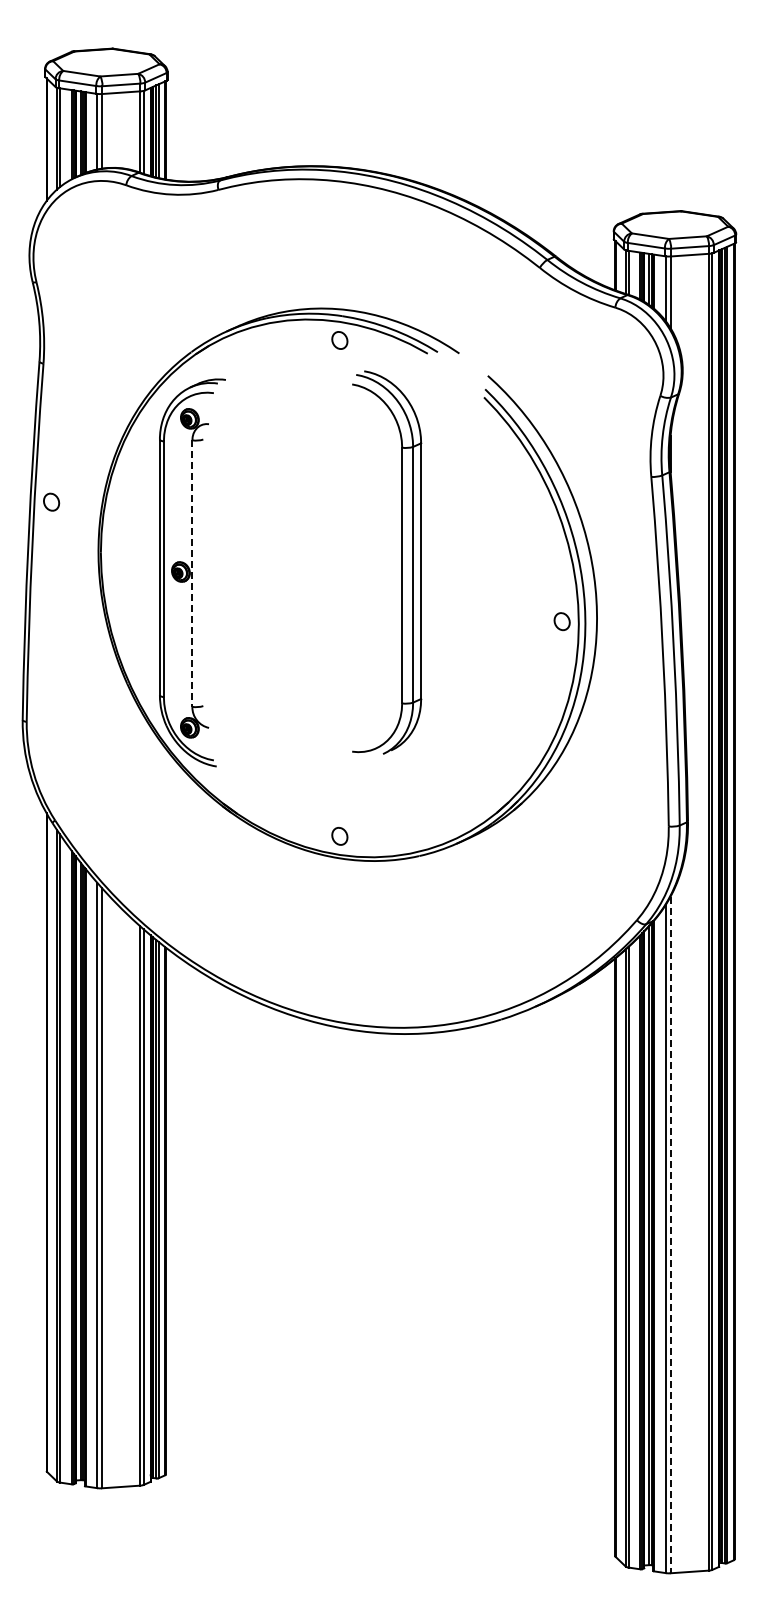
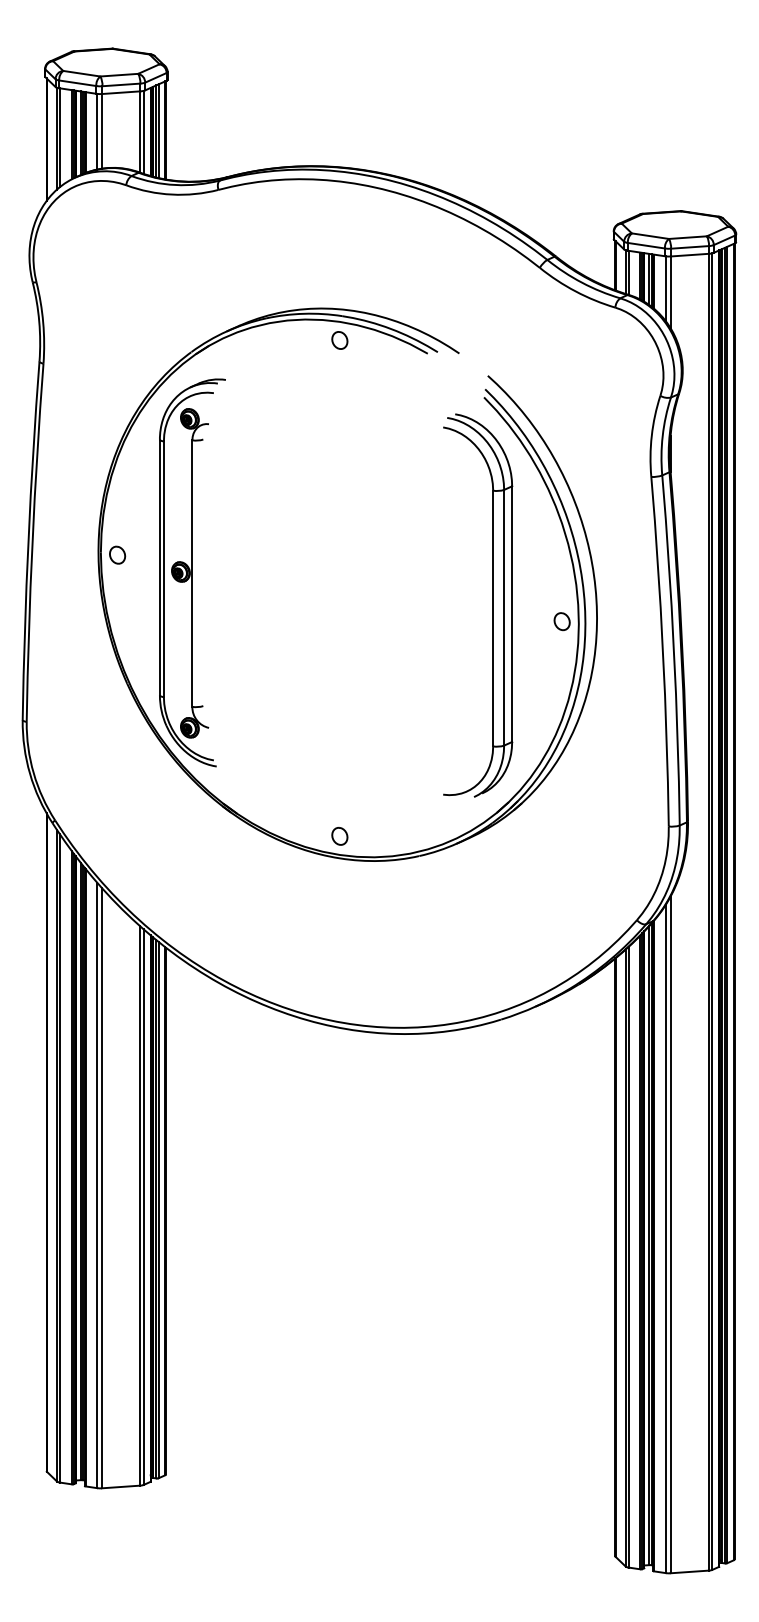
part position: (51, 501) -> (117, 554) (117, 554)
part position: (401, 562) -> (492, 605) (492, 605)
line: dashed -> solid (192, 574)
line: dashed -> solid (670, 1235)
